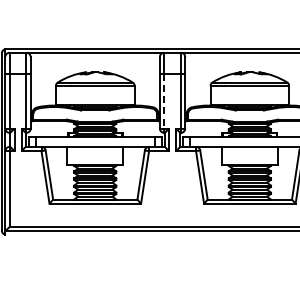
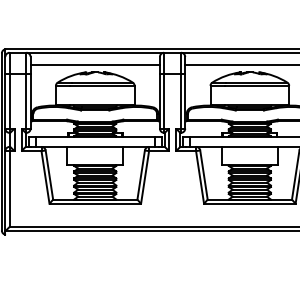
line: none -> present (94, 65)
line: none -> present (240, 65)
line: dashed -> solid (164, 101)
